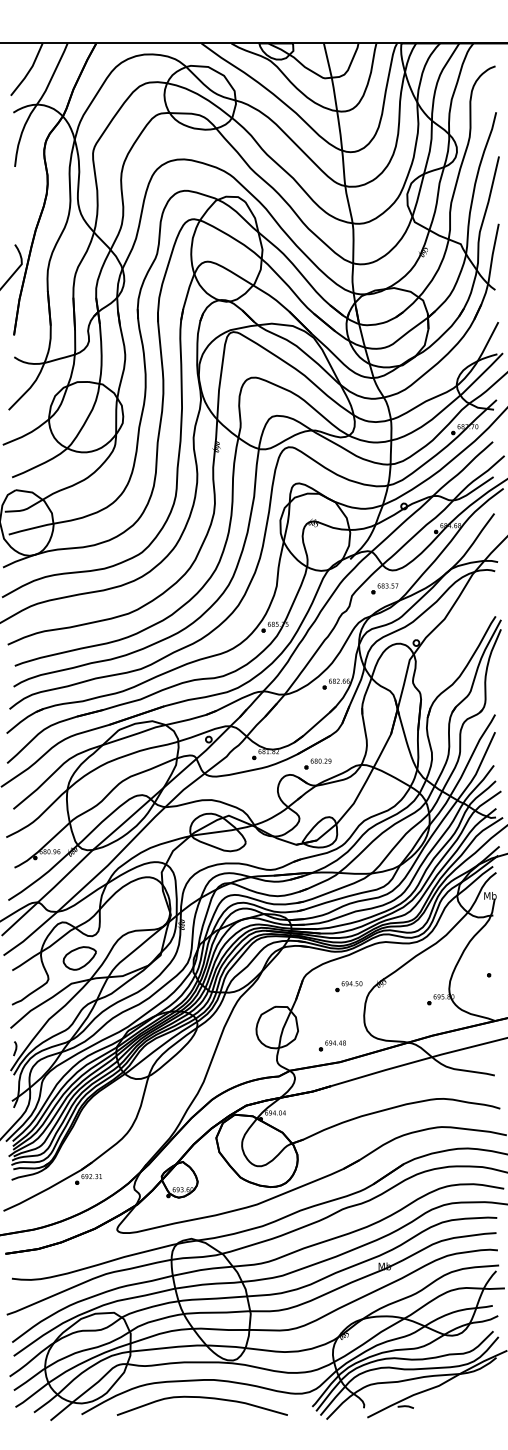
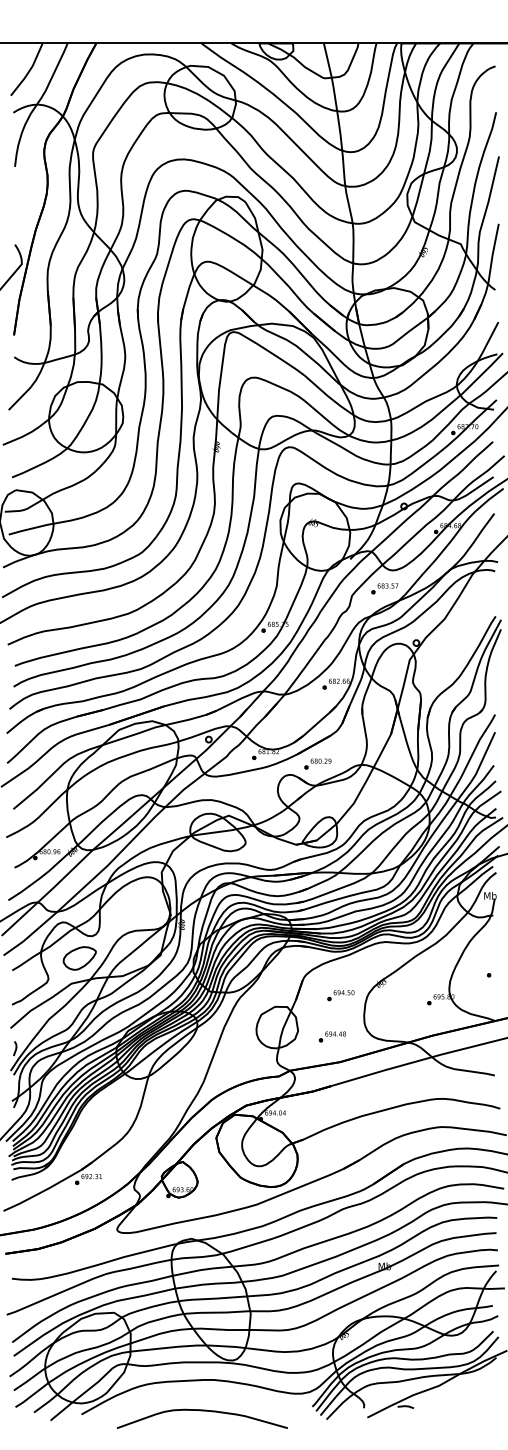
part position: (348, 986) -> (340, 995) (340, 995)
part position: (331, 1045) -> (331, 1036) (331, 1036)
curve position: (201, 1398) -> (201, 1411) (201, 1411)
